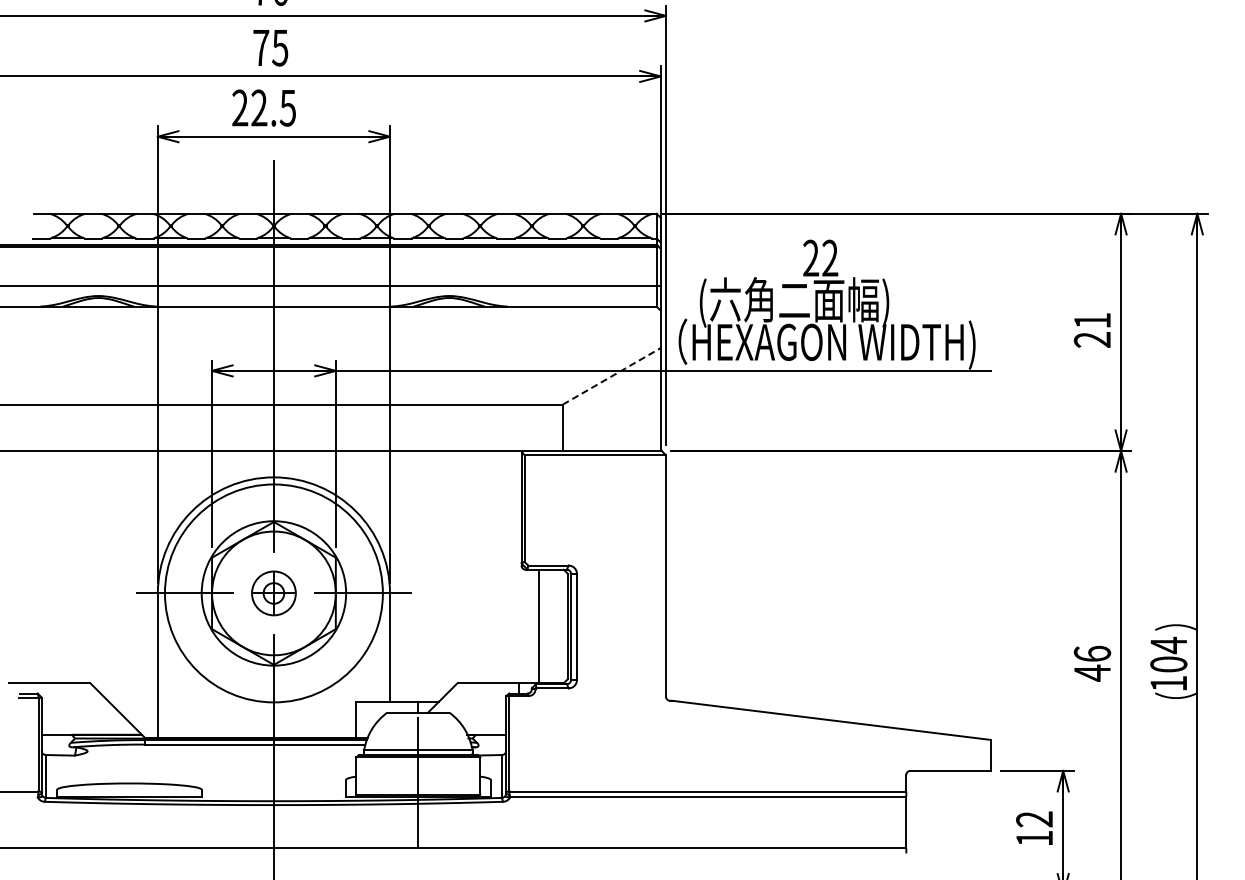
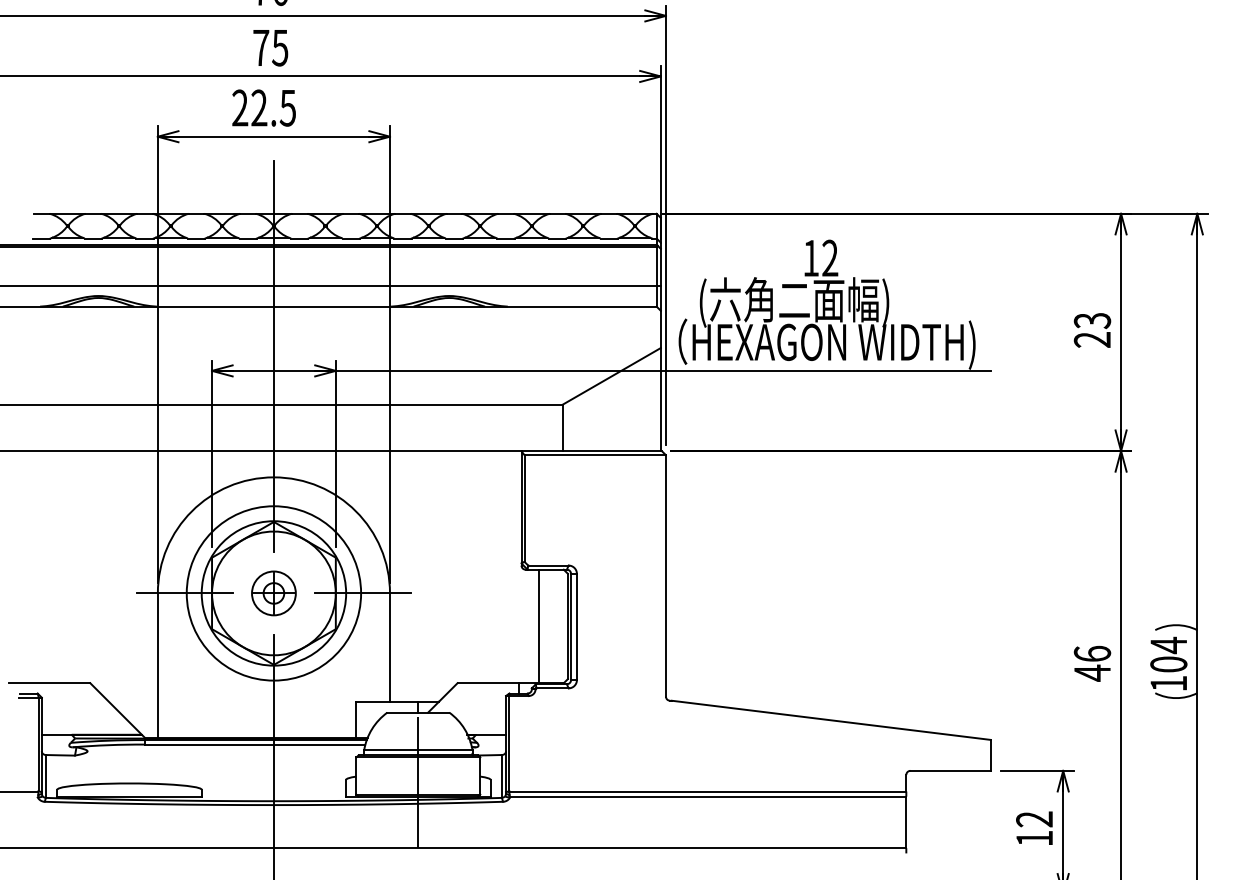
text: 22 -> 12 (811, 257)
text: 21 -> 23 (1092, 321)
line: dashed -> solid (611, 376)
circle diameter: 218 px -> 174 px (273, 593)
